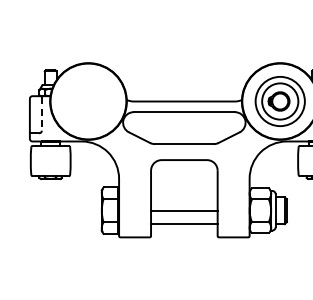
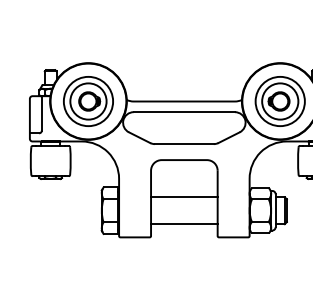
part: none -> present (88, 101)
line: dashed -> solid (41, 114)
line position: (184, 211) -> (184, 197) (184, 197)
